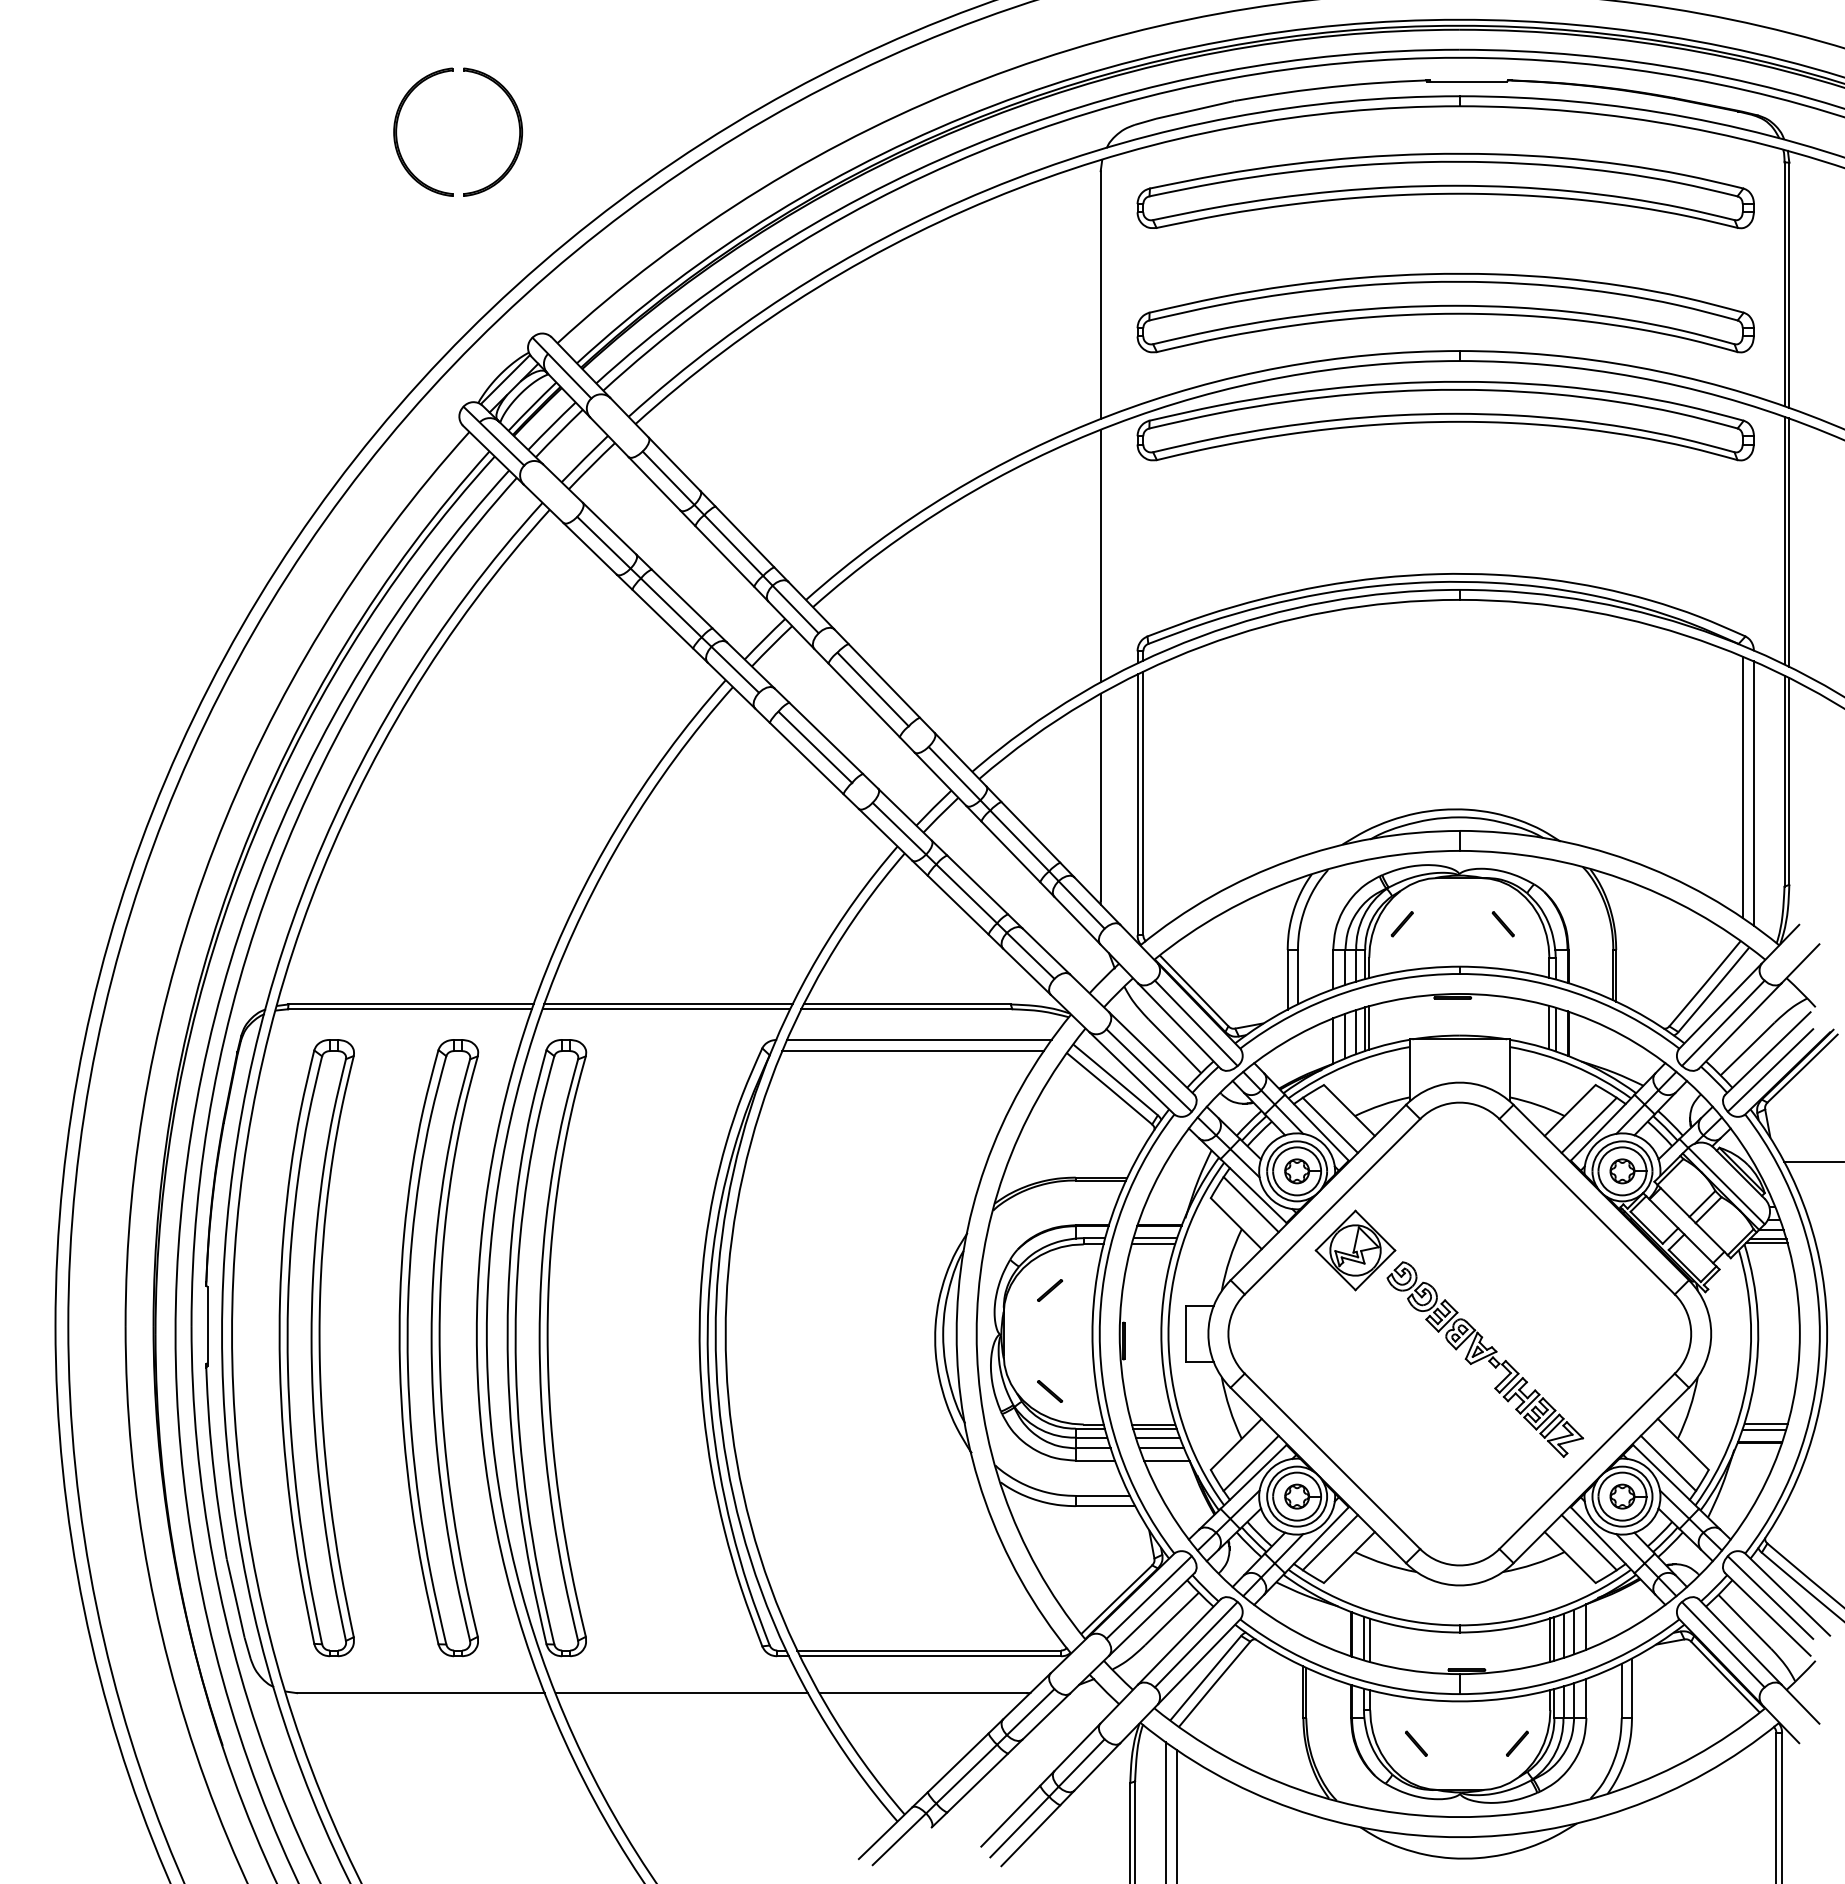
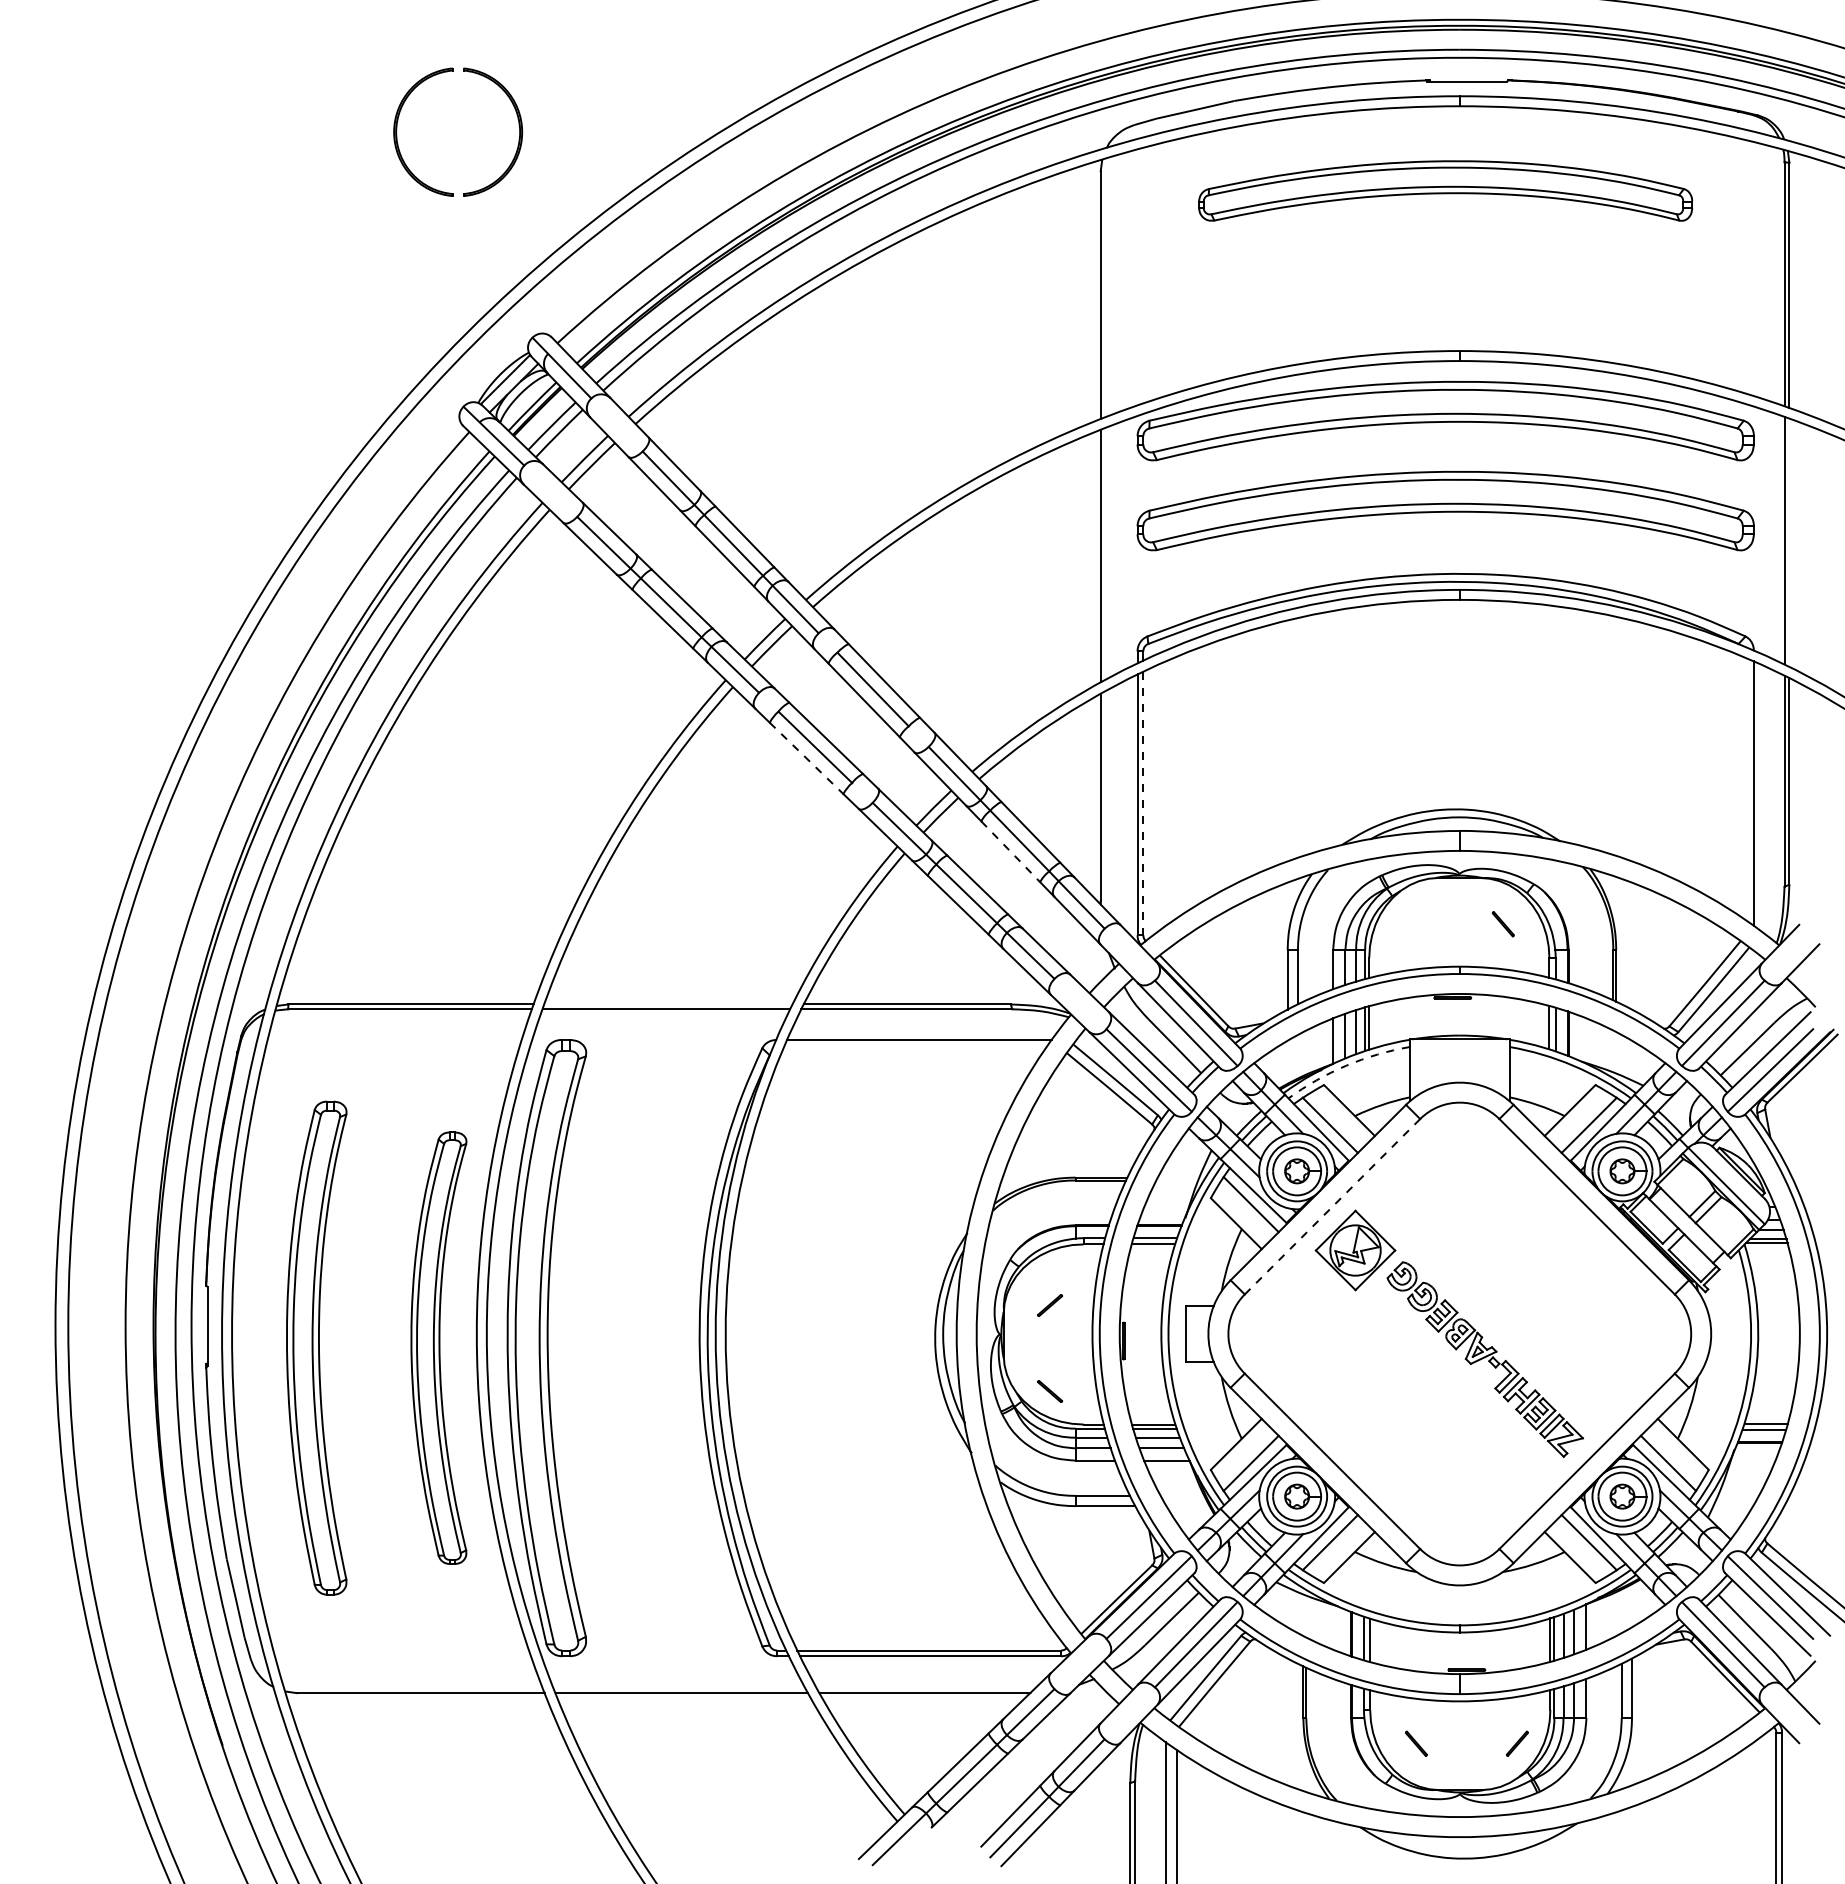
part size: 619x78 px -> 496x62 px (1445, 190)
part position: (1445, 313) -> (1445, 511) (1445, 511)
line: present -> none (1789, 542)
line: solid -> dashed (806, 758)
line: present -> none (1742, 787)
line: solid -> dashed (1143, 803)
line: solid -> dashed (1011, 852)
line: present -> none (1401, 924)
line: present -> none (668, 1004)
line: present -> none (912, 1051)
arc: solid -> dashed (1346, 1065)
line: present -> none (1812, 1161)
line: solid -> dashed (1332, 1207)
line position: (1050, 1290) -> (1050, 1305) (1050, 1305)
part size: 77x619 px -> 62x496 px (316, 1347)
part size: 82x619 px -> 58x434 px (438, 1347)
